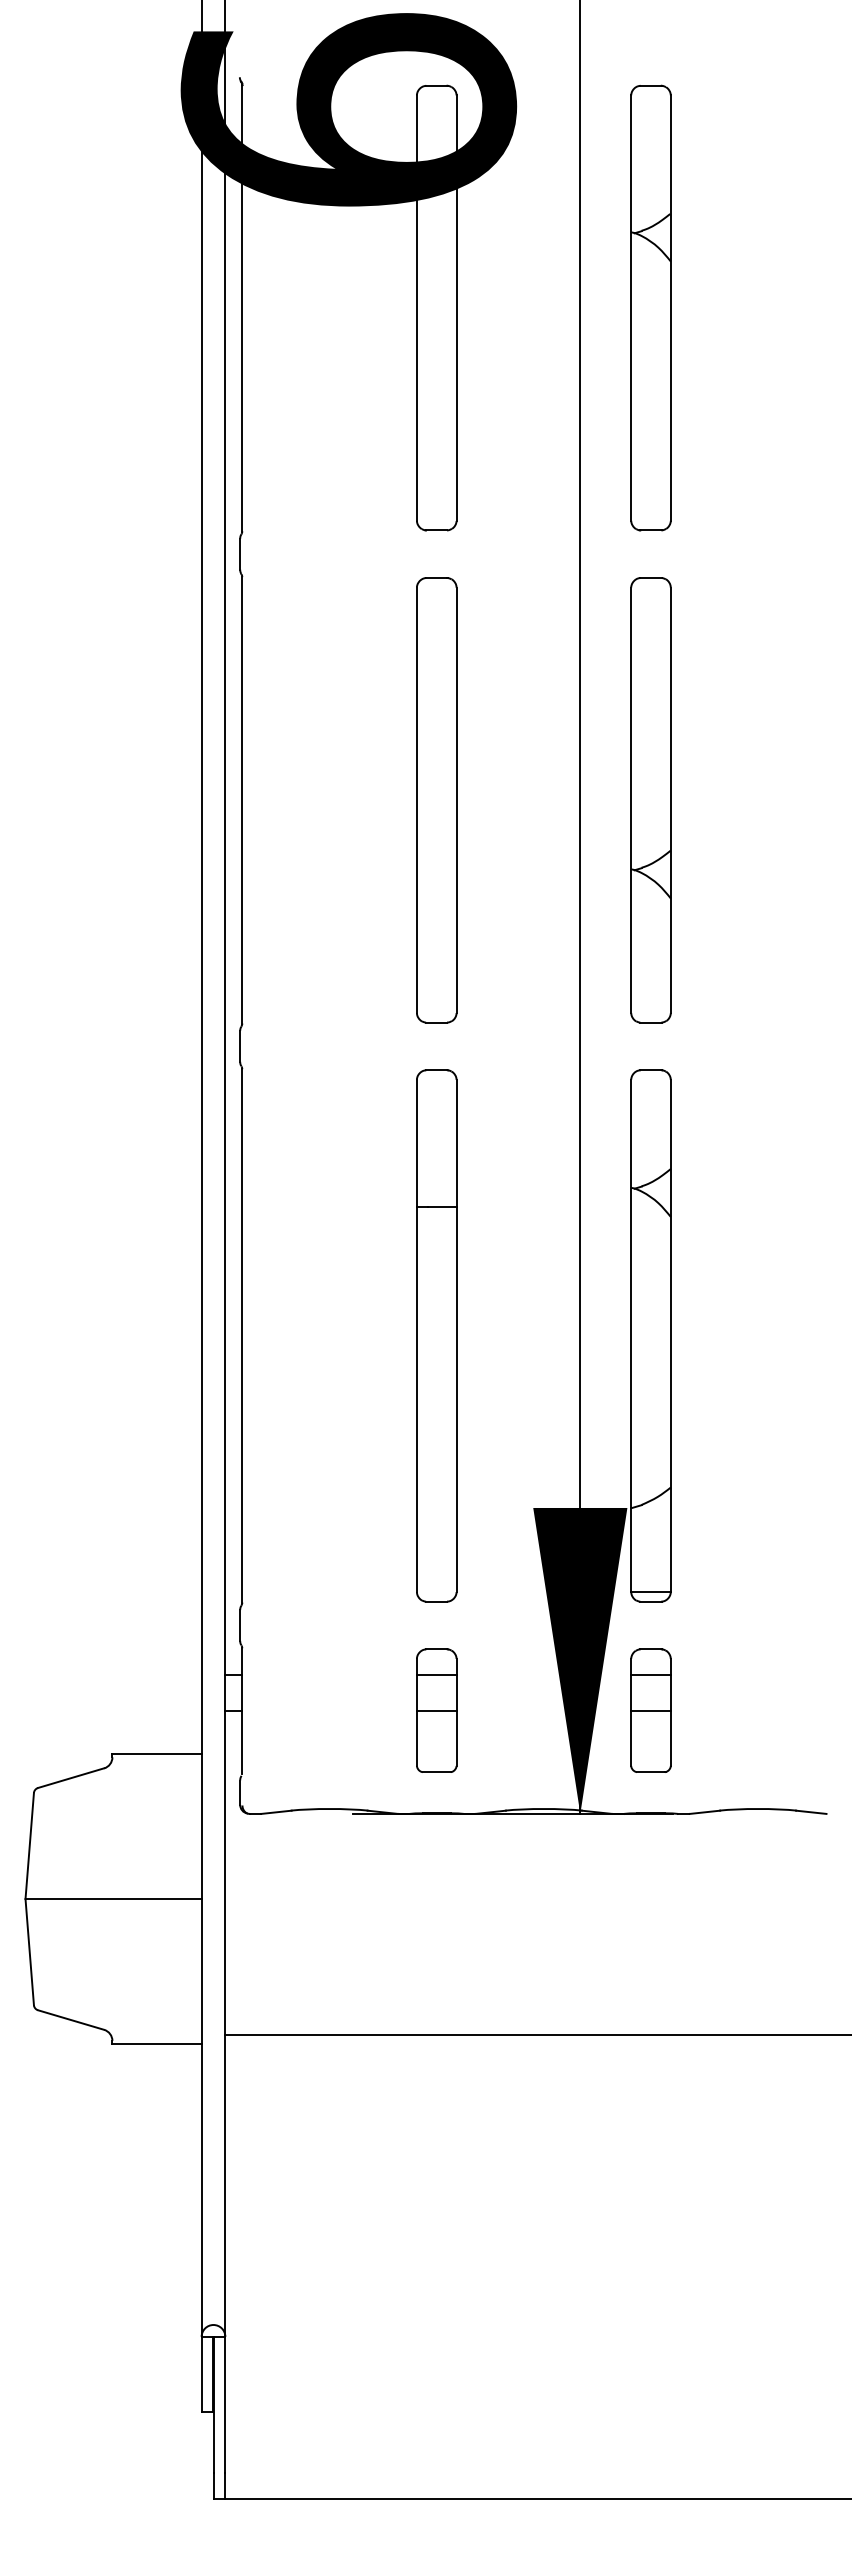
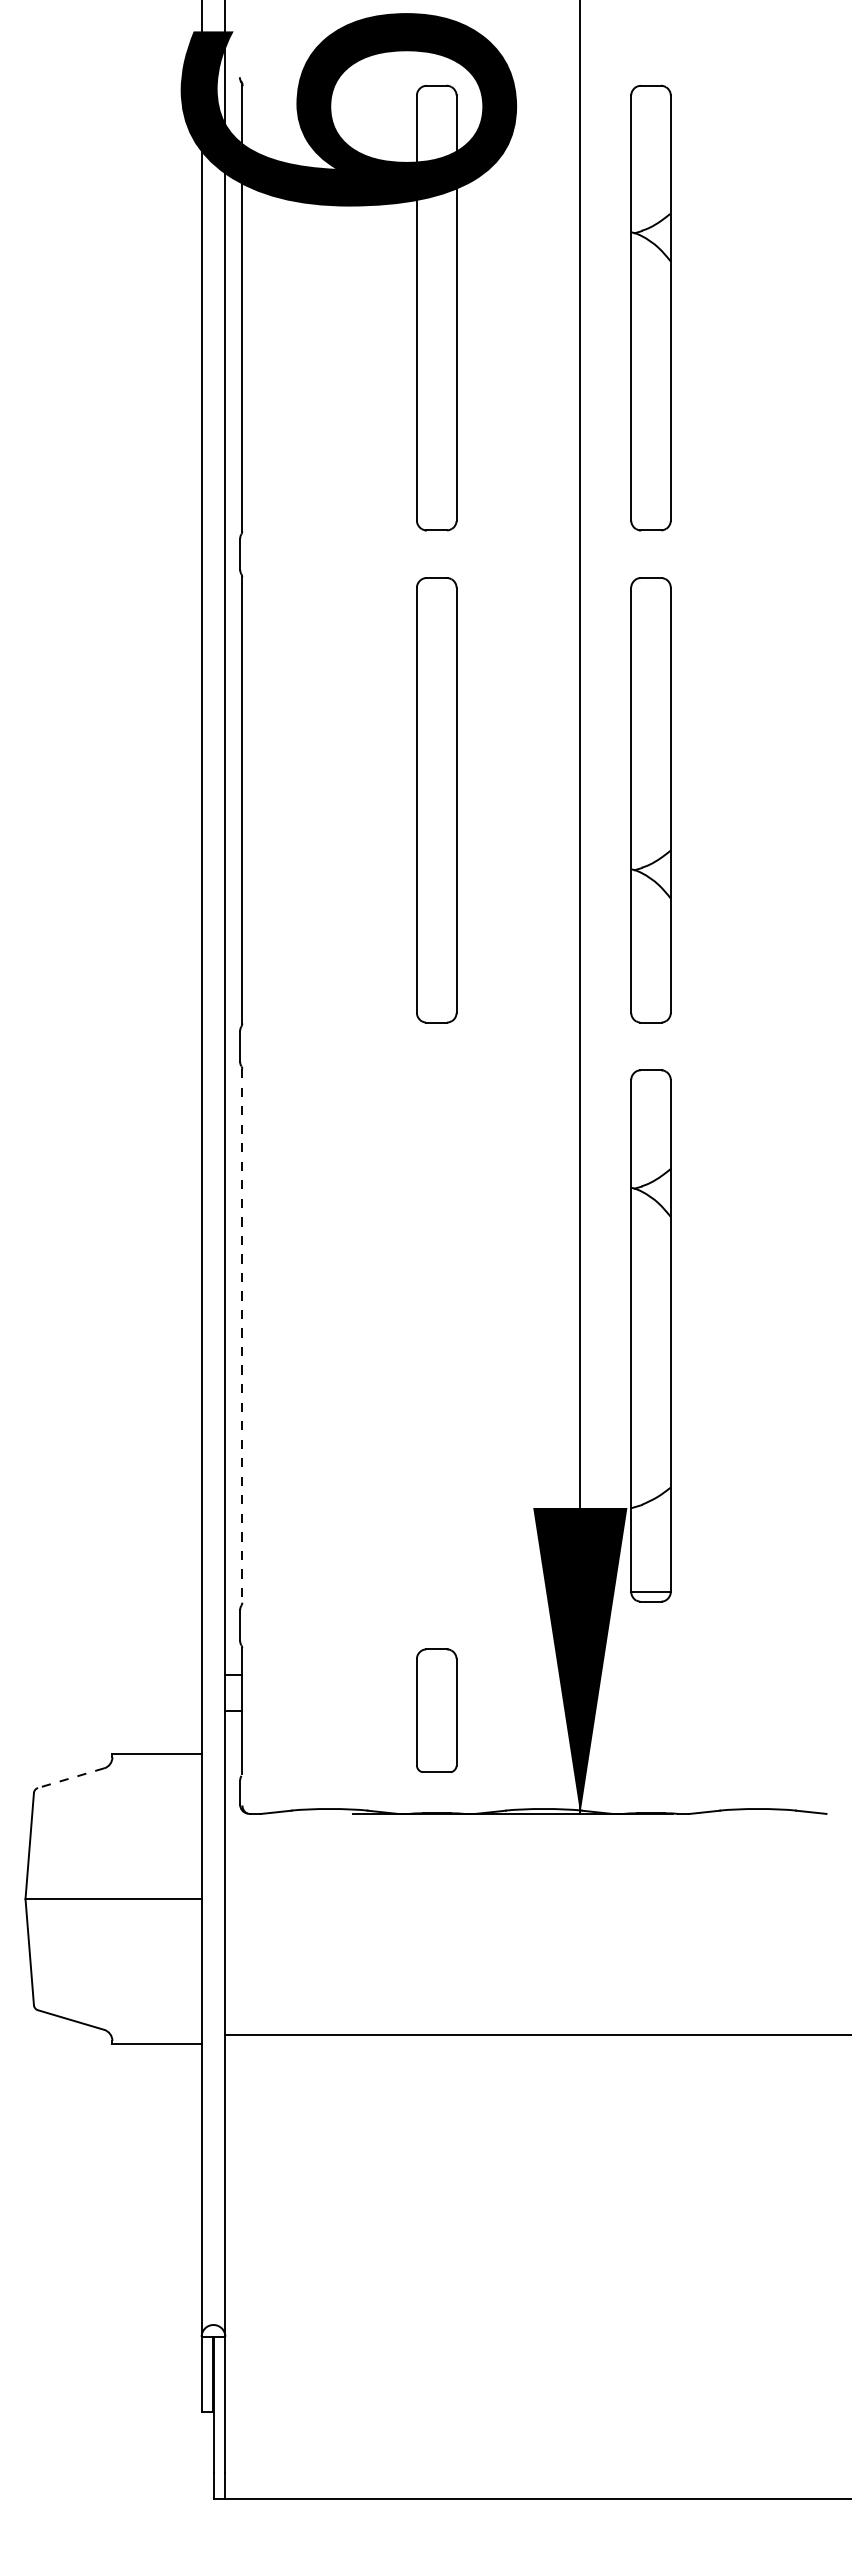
line: solid -> dashed (242, 1335)
part: present -> none (436, 1335)
line: present -> none (436, 1675)
part: present -> none (650, 1710)
line: present -> none (436, 1711)
line: solid -> dashed (70, 1778)
